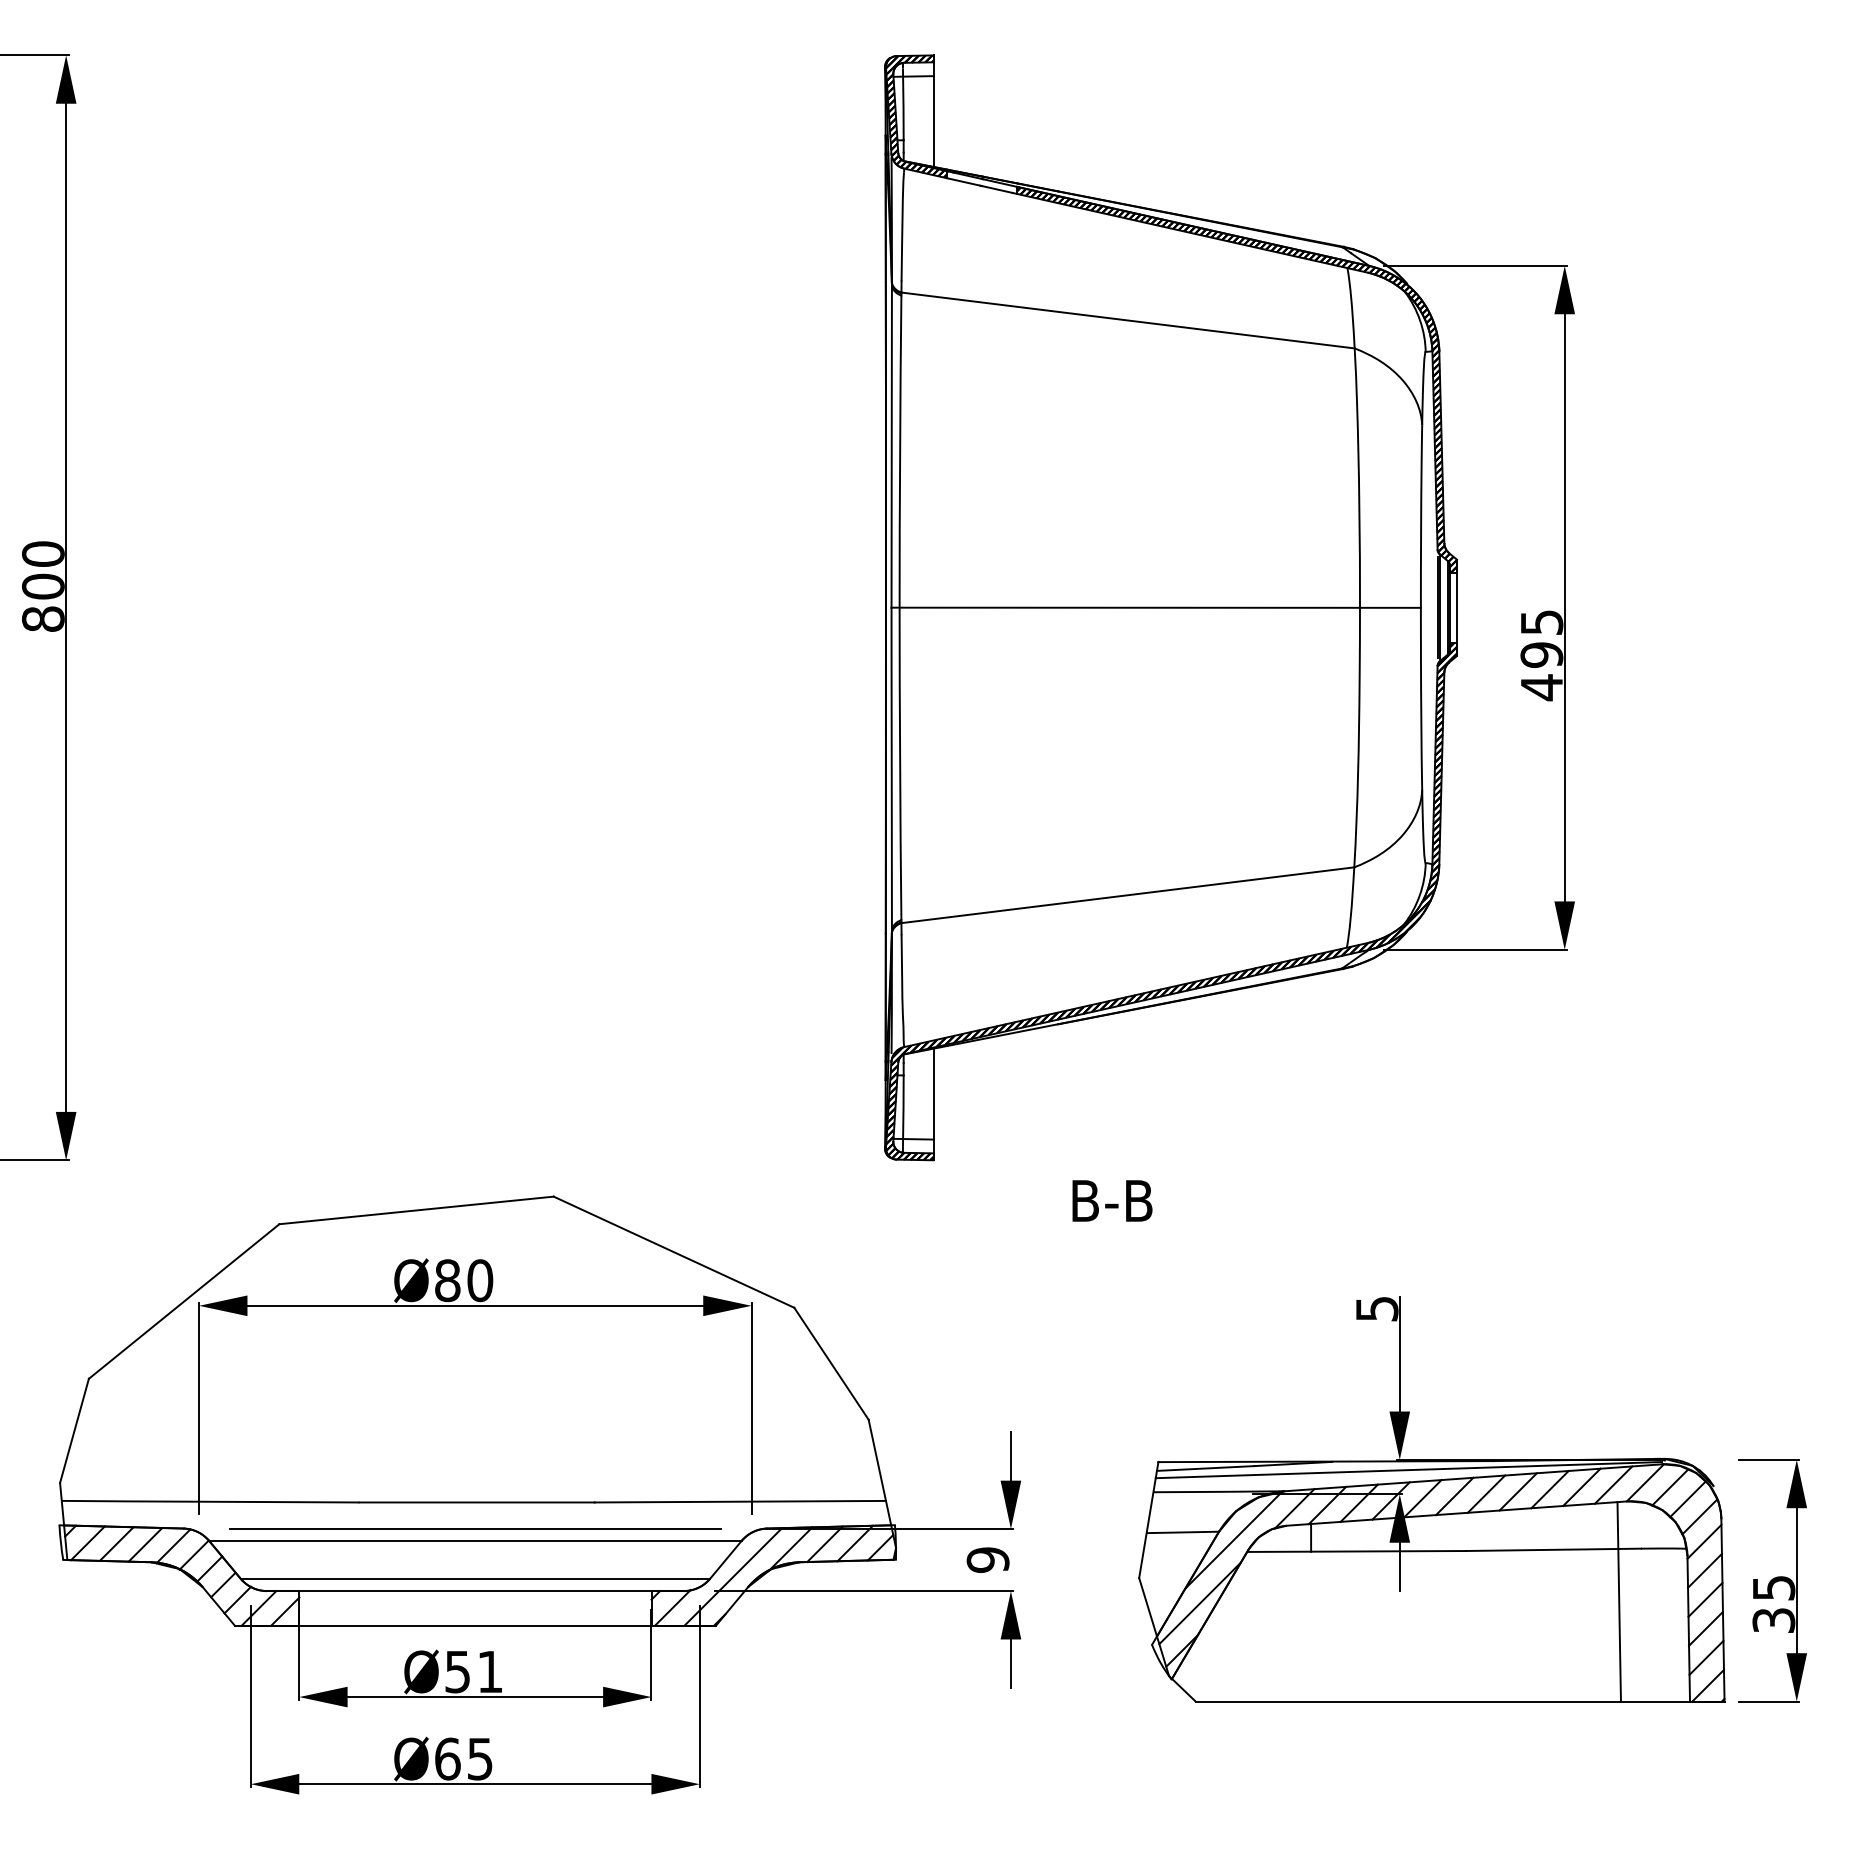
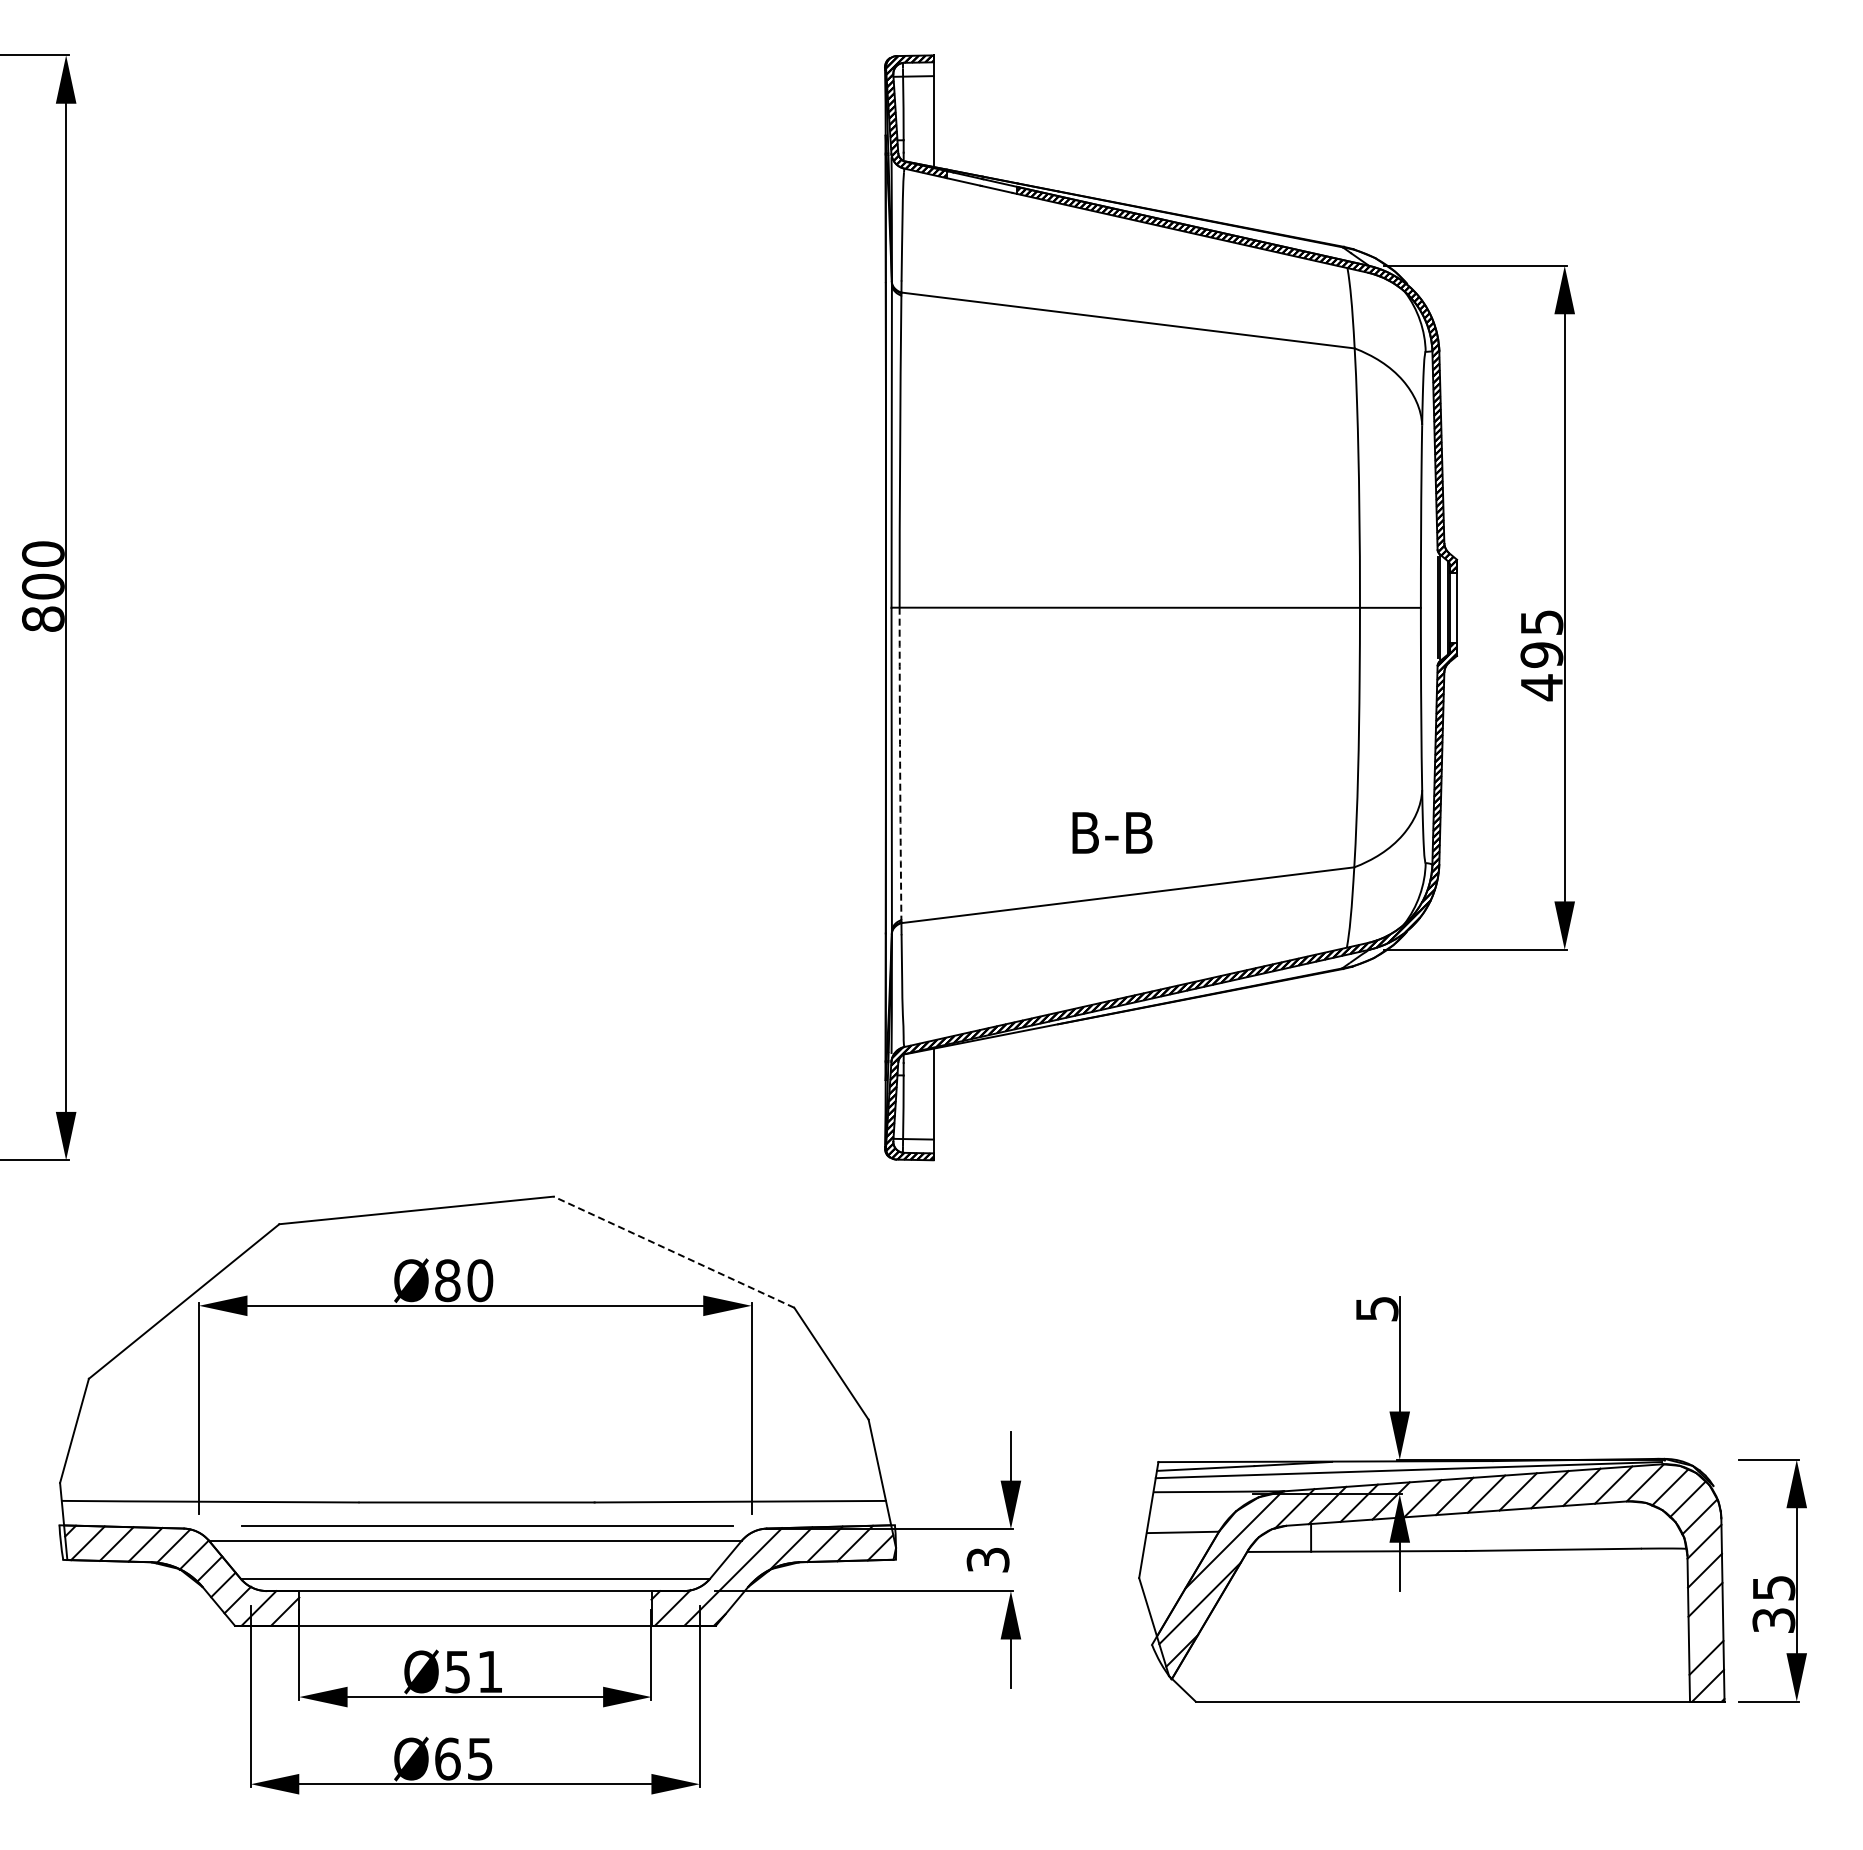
arc: solid -> dashed (900, 763)
text position: (1112, 1200) -> (1112, 832) (1112, 832)
line: solid -> dashed (673, 1251)
line position: (475, 1528) -> (487, 1525) (487, 1525)
text: 9 -> 3 (987, 1559)
line: present -> none (1618, 1601)
line: present -> none (1705, 1628)
